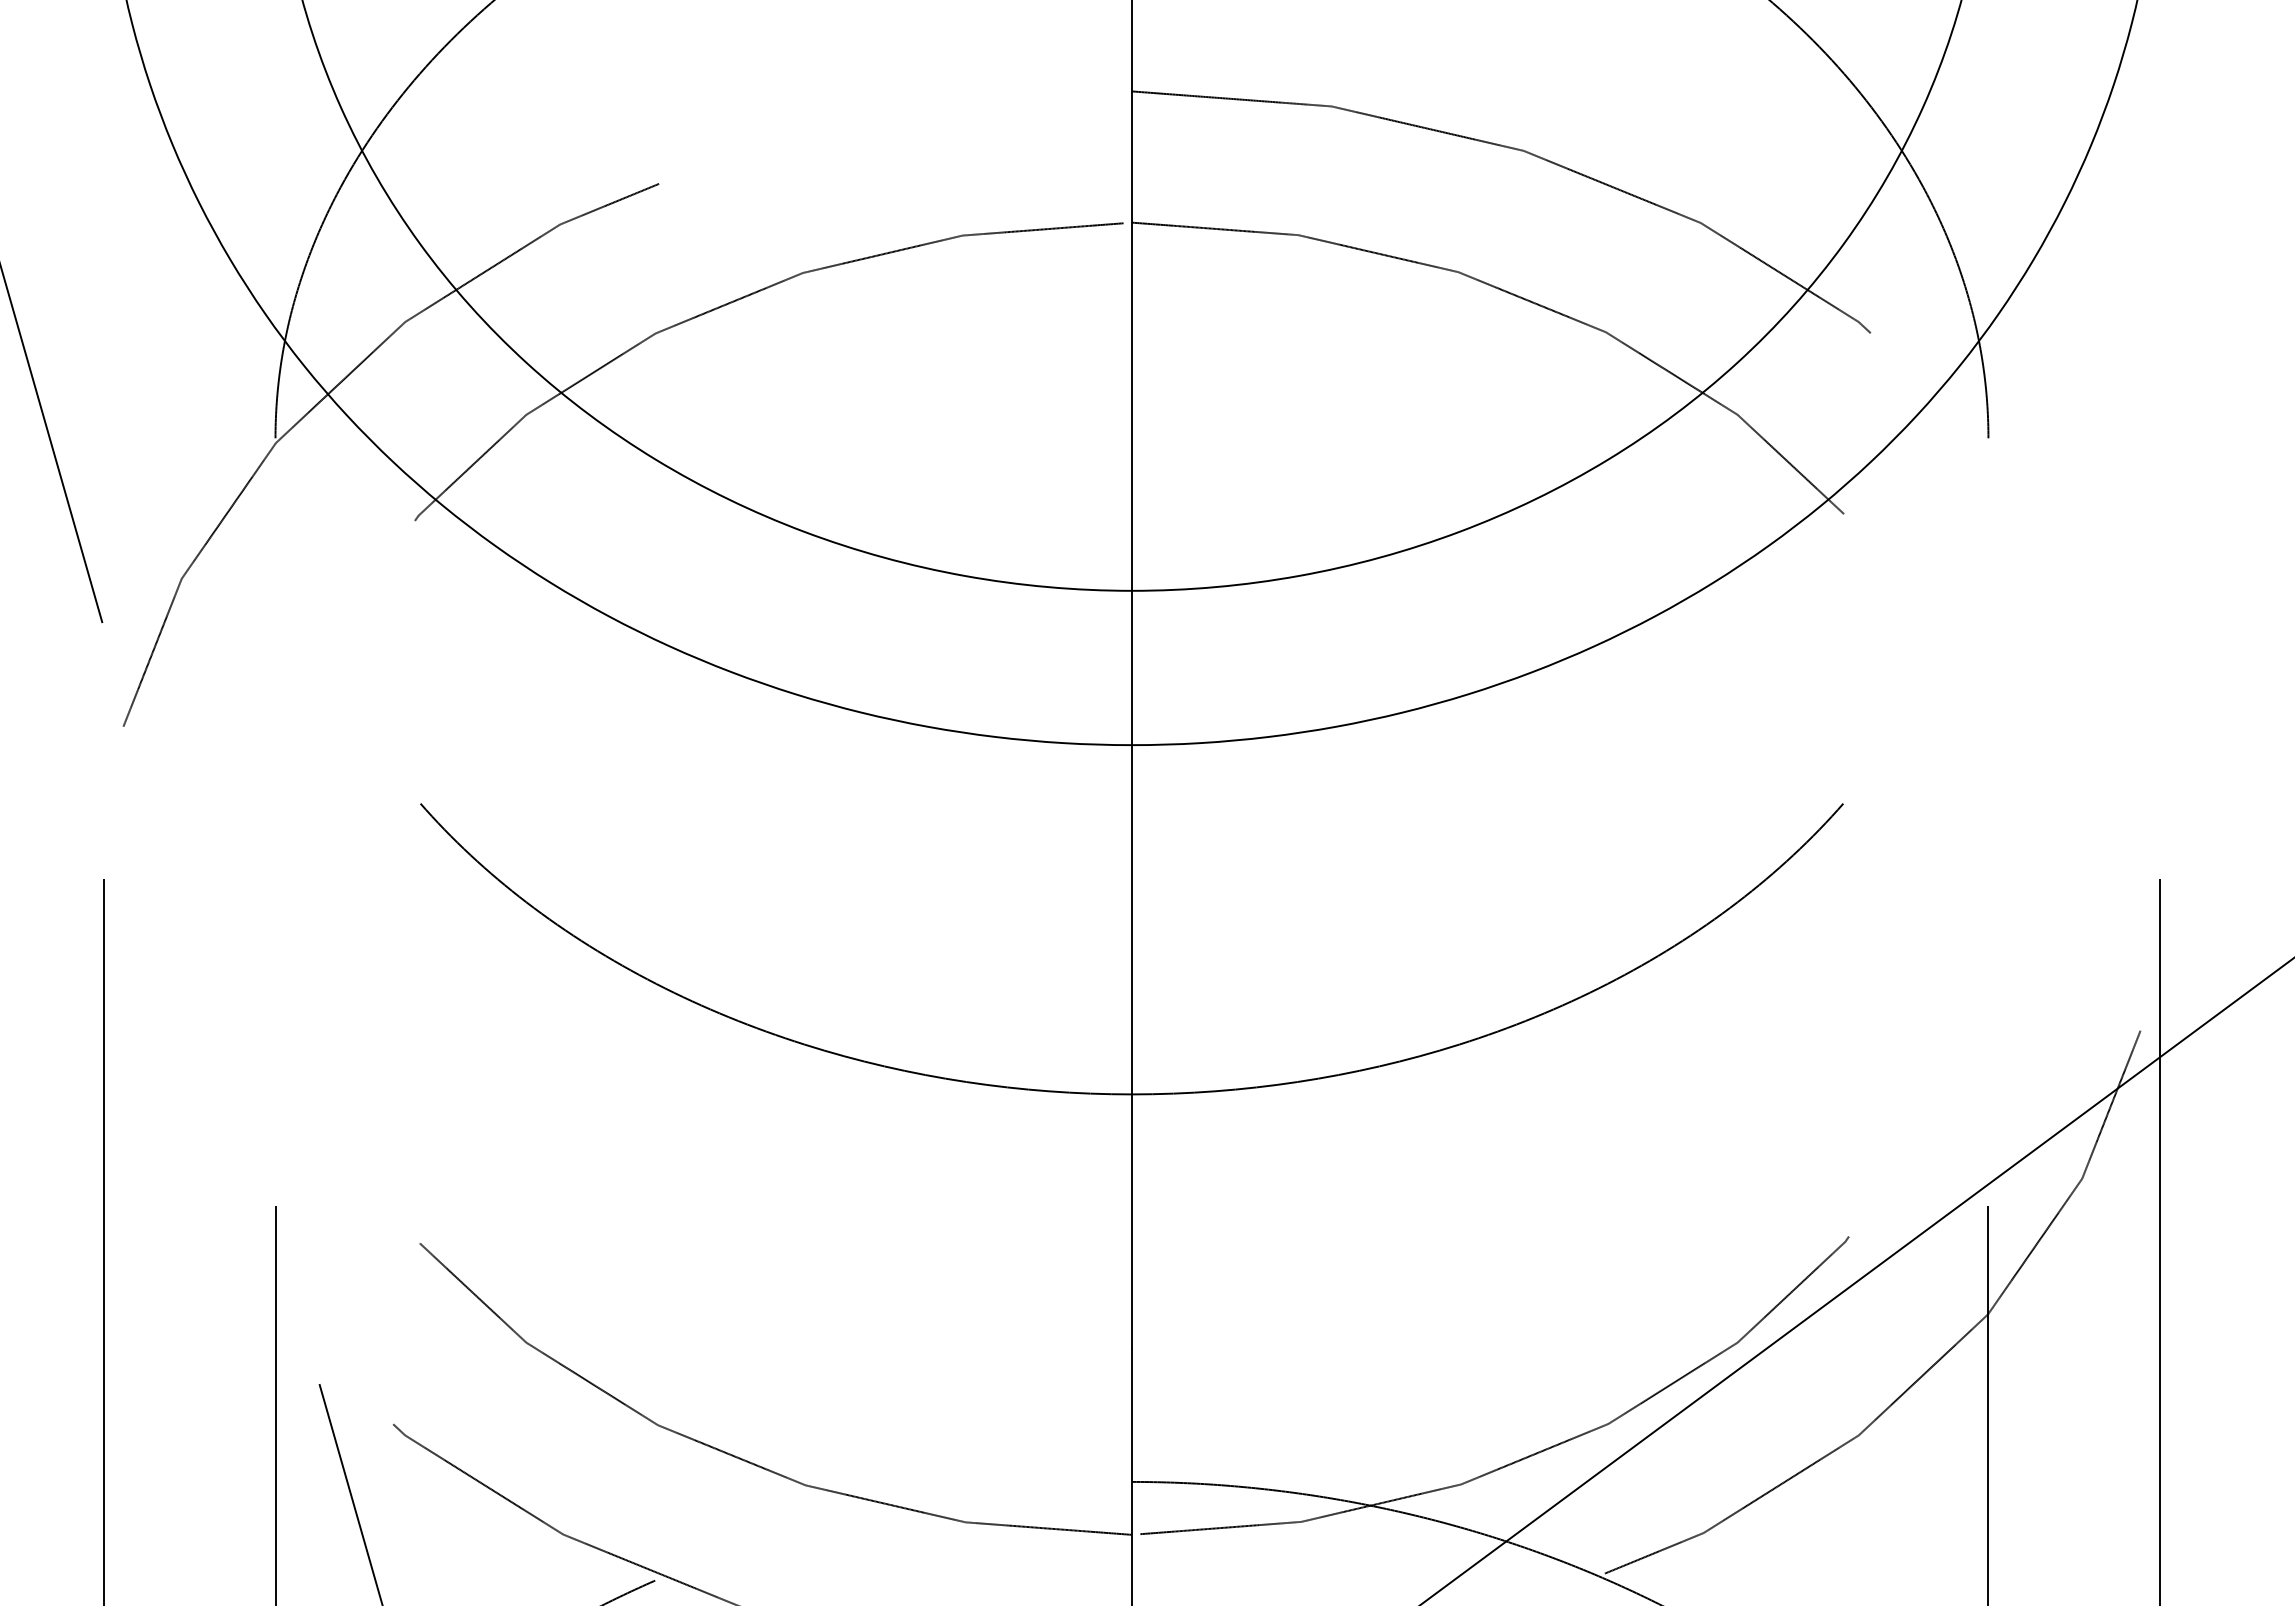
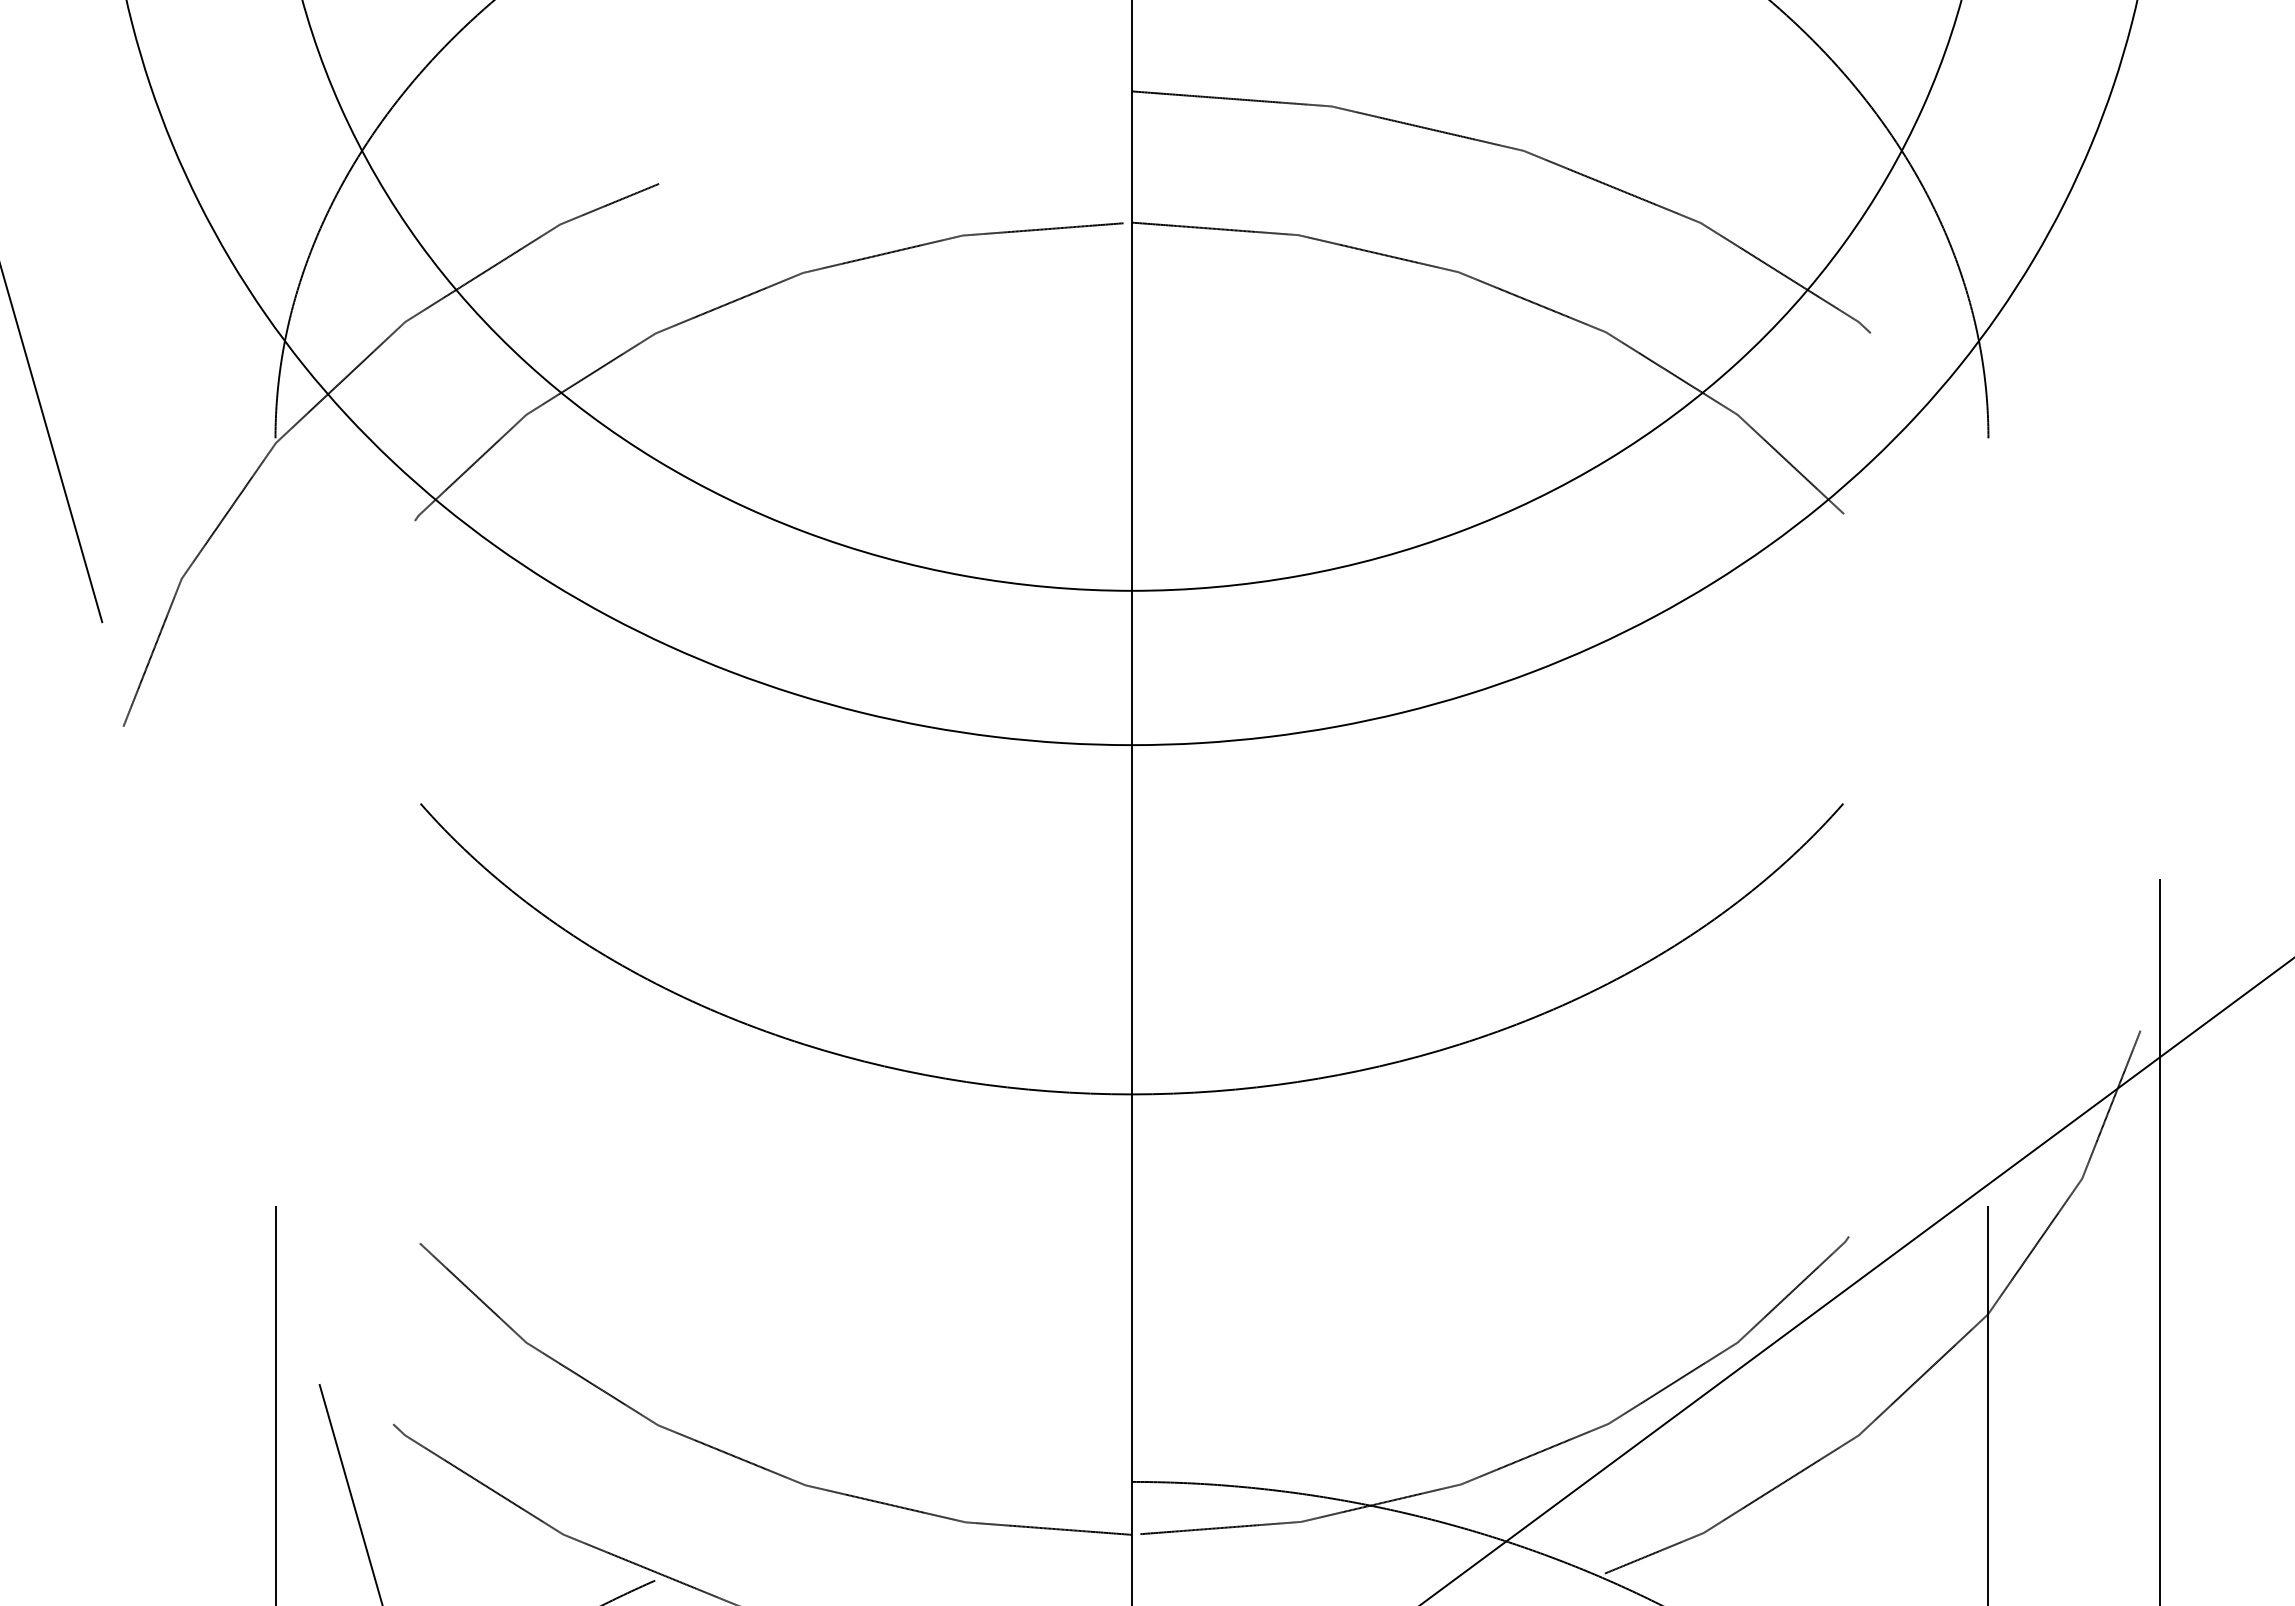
line: present -> none (104, 1240)
